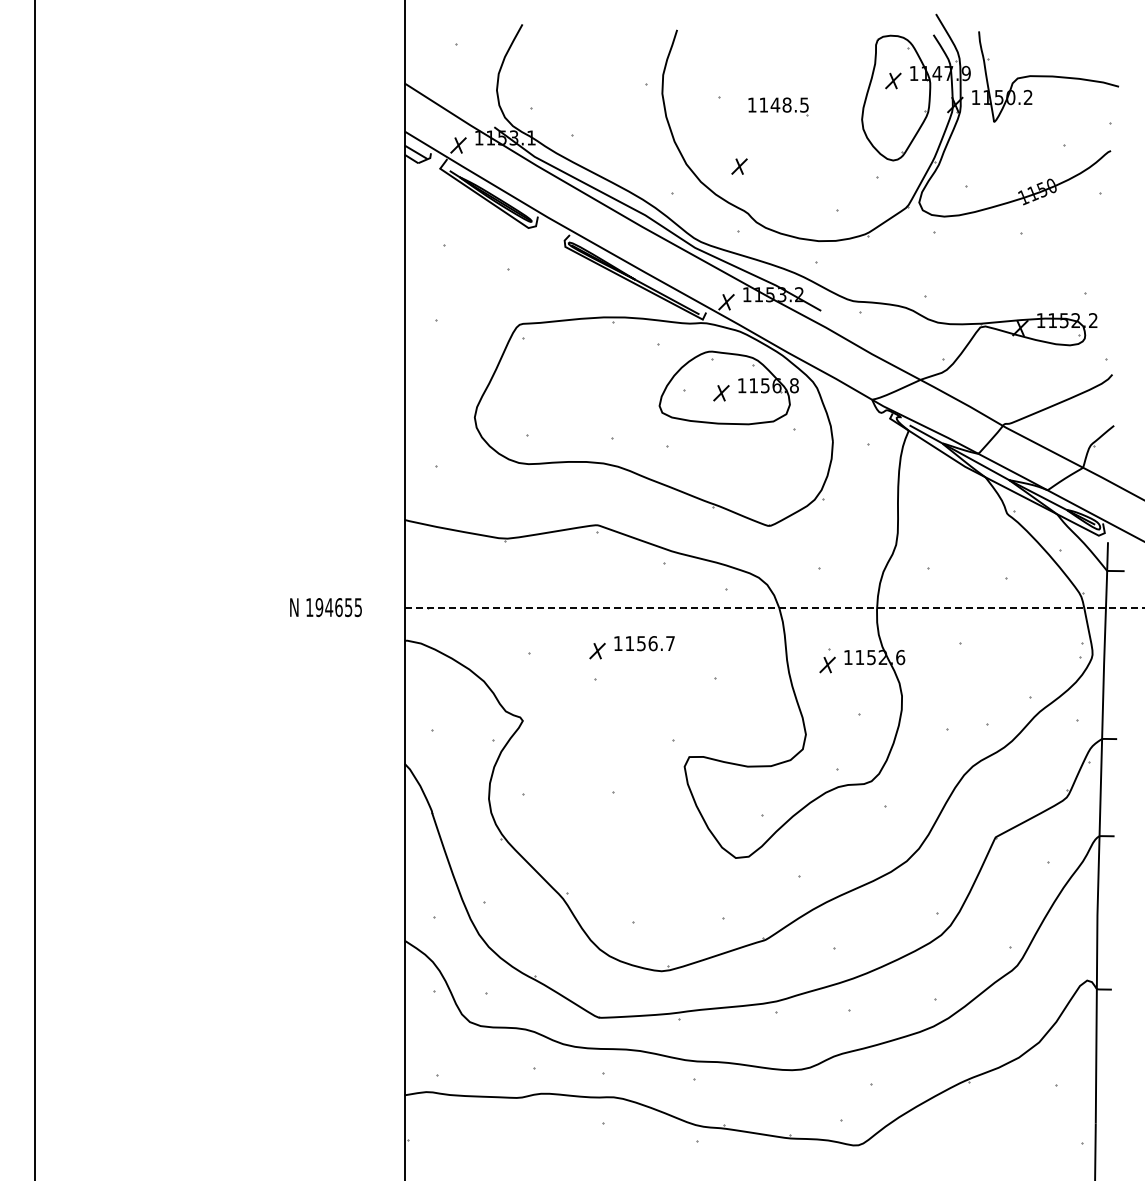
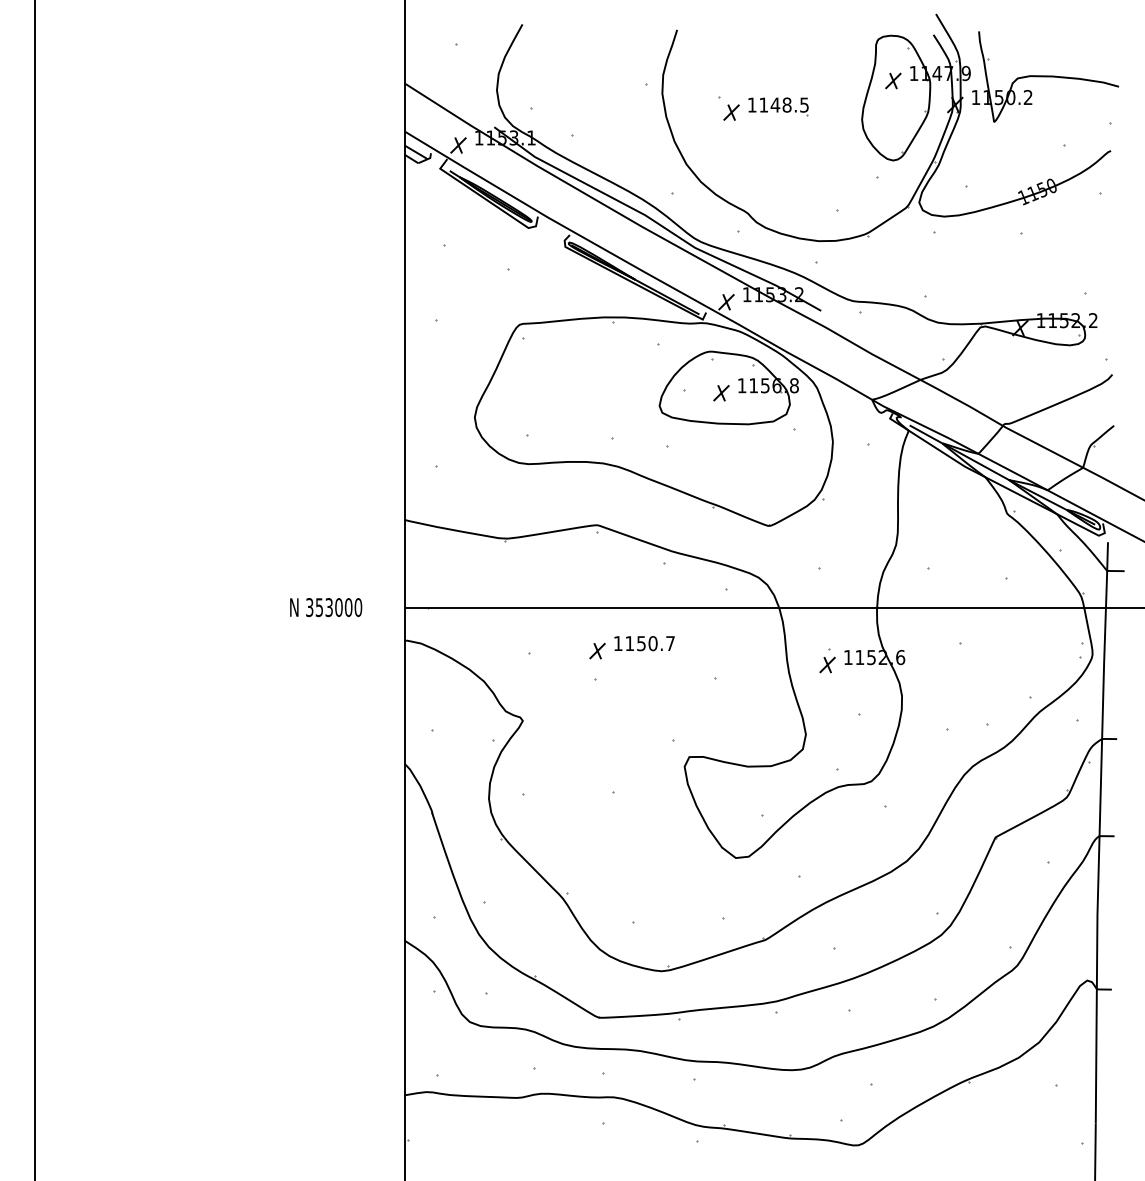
part position: (739, 166) -> (731, 112) (731, 112)
text: 194655 -> 353000 (334, 607)
line: dashed -> solid (774, 607)
text: 1156.7 -> 1150.7 (652, 643)
